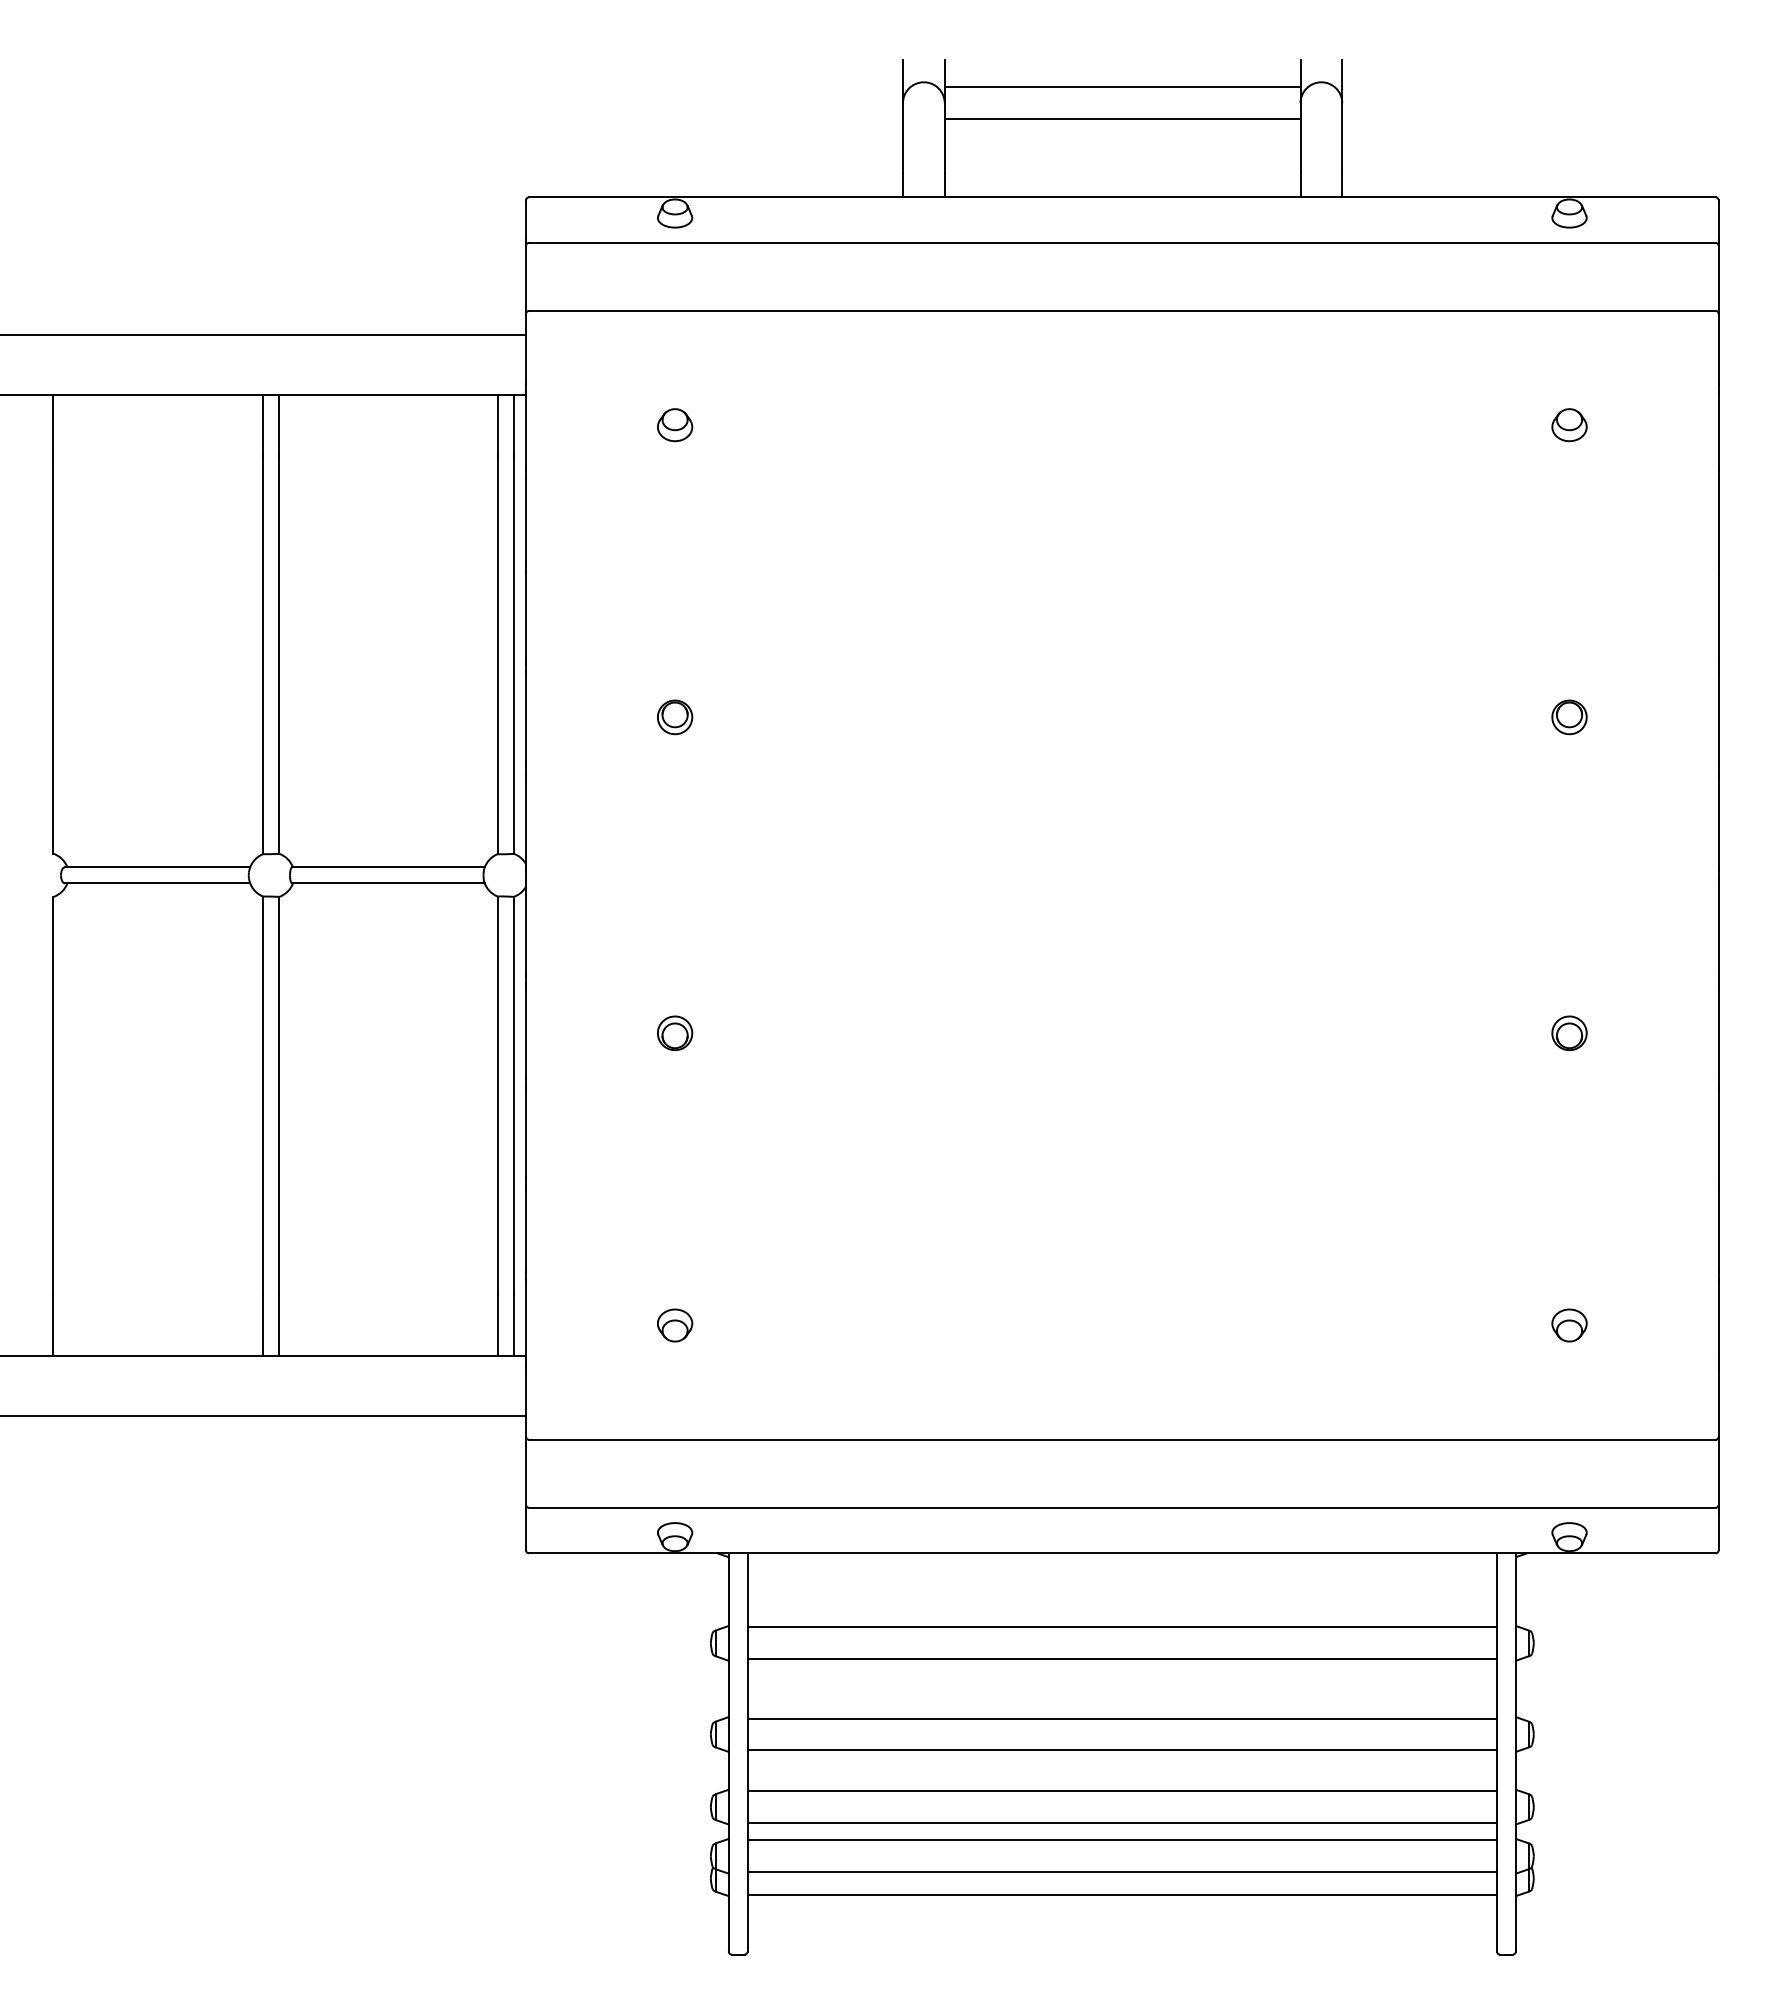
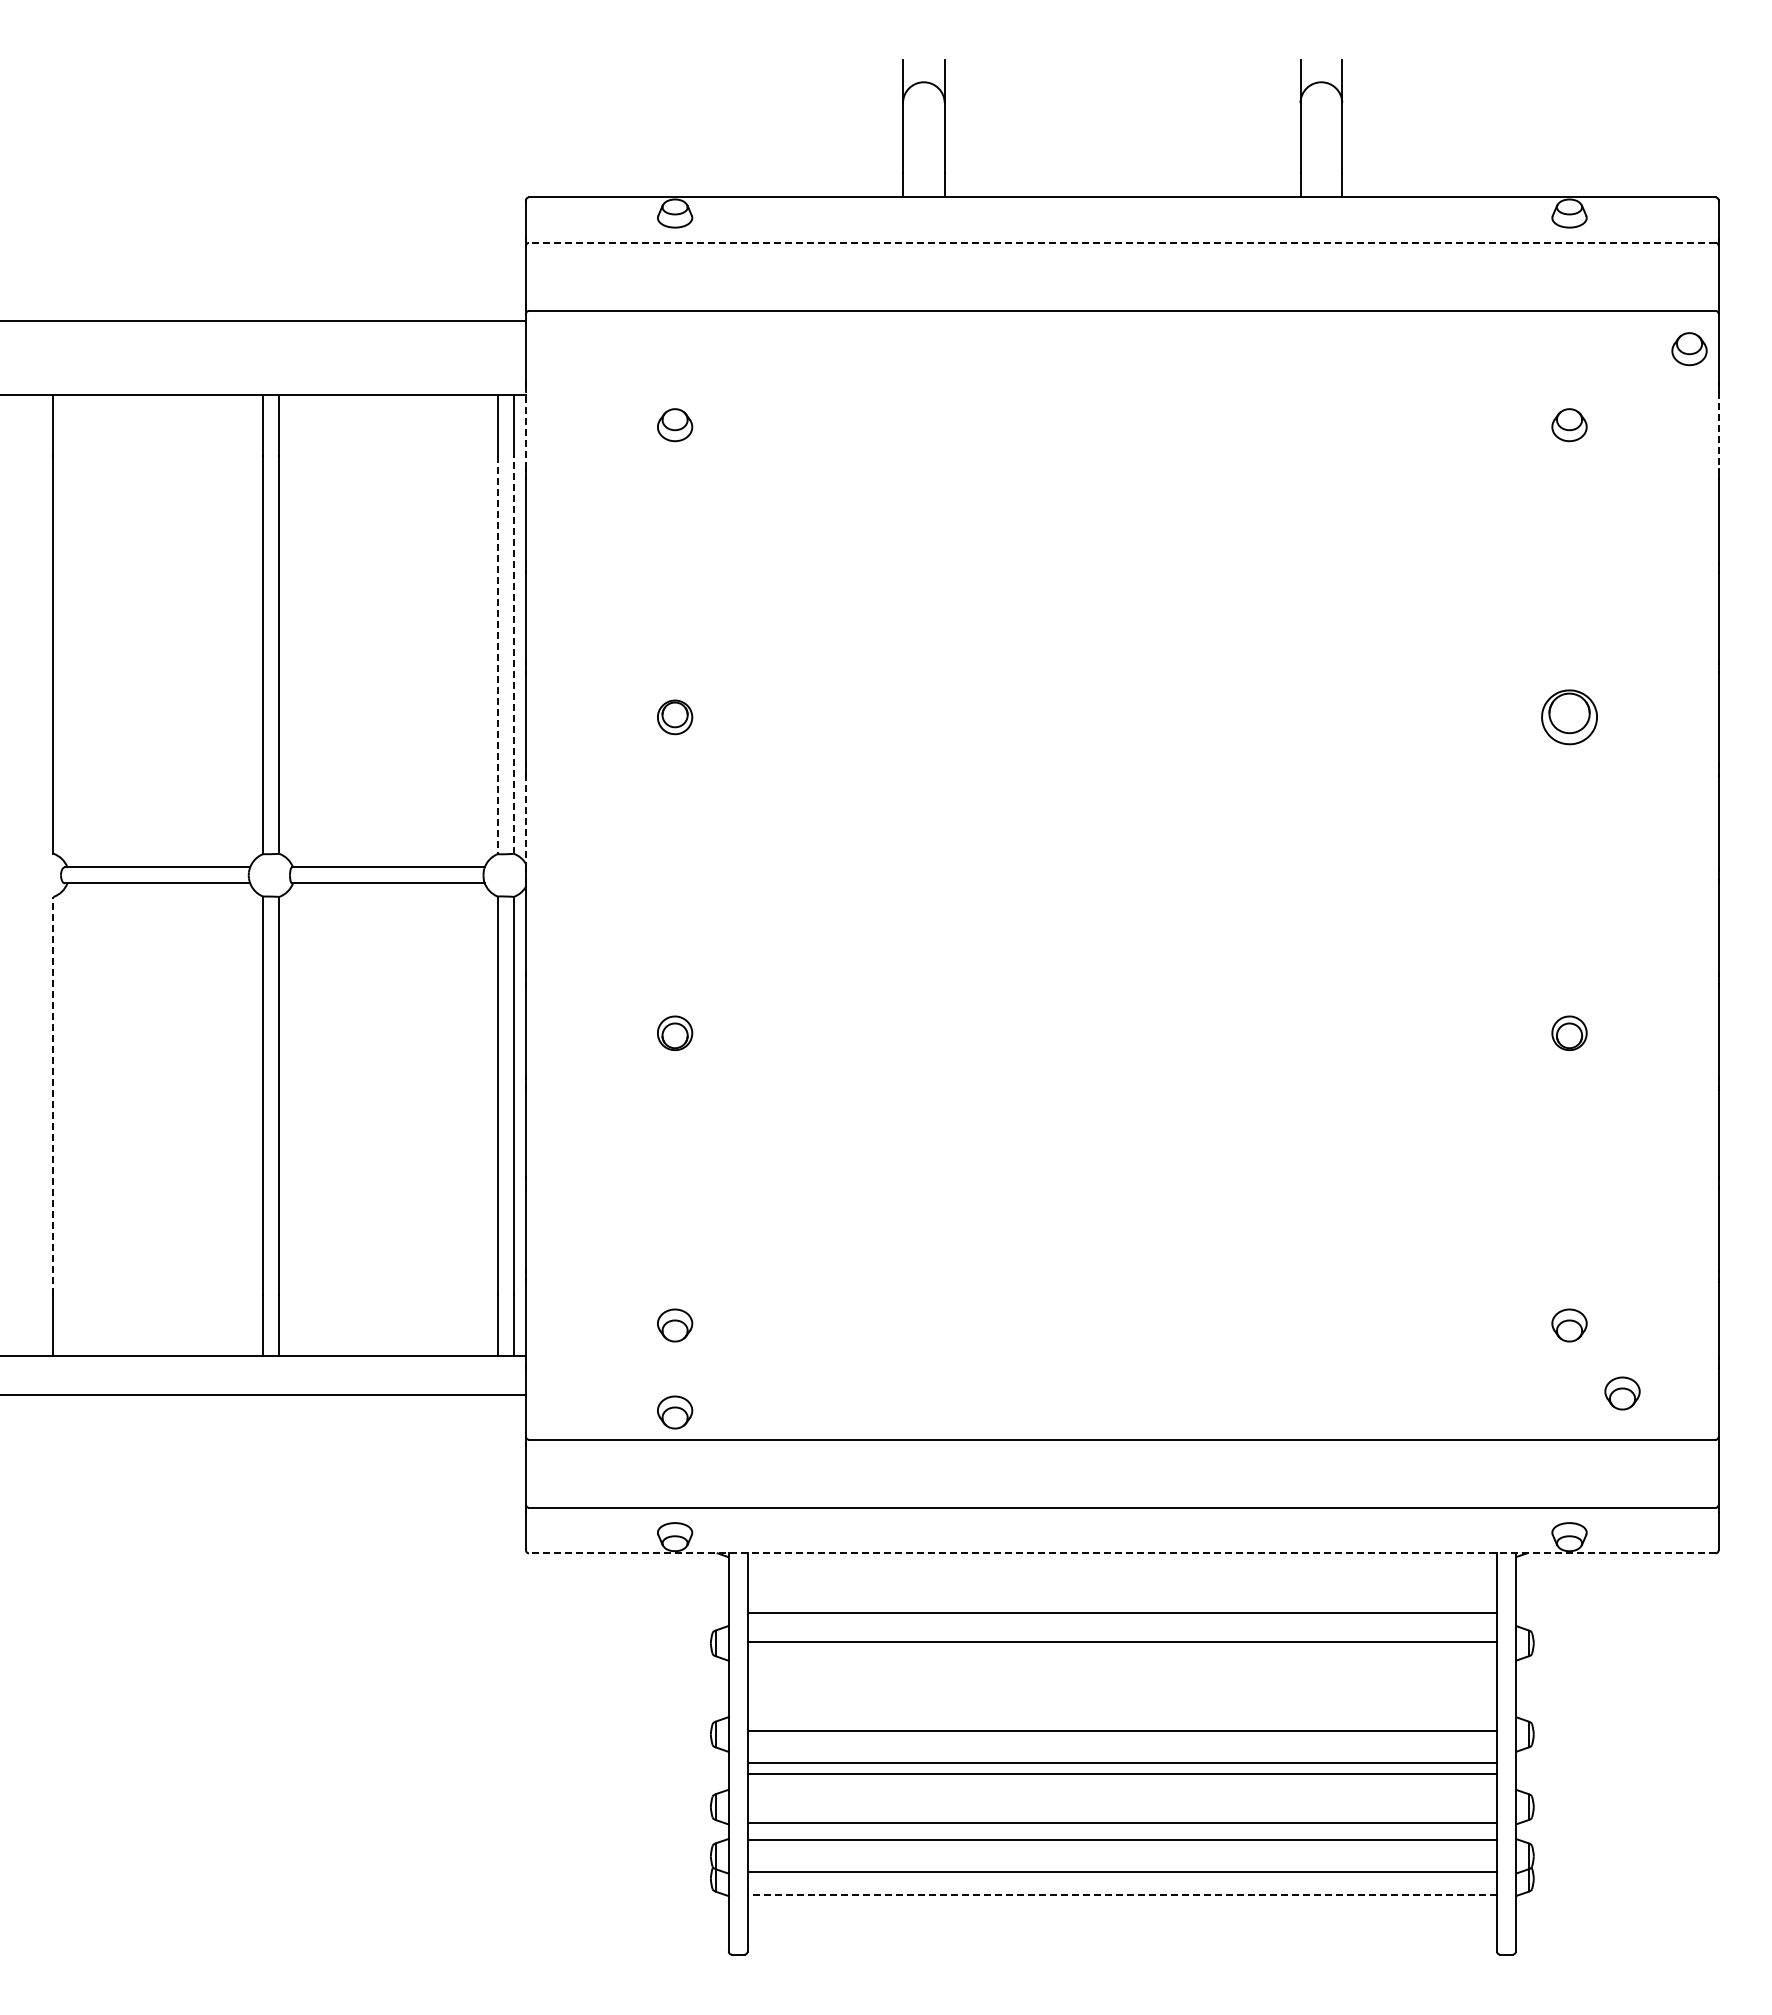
line: present -> none (1122, 87)
line: present -> none (1122, 119)
line: solid -> dashed (1121, 242)
line position: (264, 335) -> (264, 321) (264, 321)
part: none -> present (1689, 349)
line: solid -> dashed (526, 430)
line: solid -> dashed (1718, 431)
line: solid -> dashed (513, 654)
line: solid -> dashed (497, 655)
part size: 37x37 px -> 57x57 px (1569, 717)
line: solid -> dashed (526, 822)
line: solid -> dashed (53, 1095)
part: none -> present (1622, 1393)
part: none -> present (675, 1412)
line position: (264, 1415) -> (264, 1395) (264, 1395)
line: solid -> dashed (1121, 1553)
line position: (1122, 1627) -> (1122, 1613) (1122, 1613)
line position: (1122, 1659) -> (1122, 1642) (1122, 1642)
line position: (1122, 1718) -> (1122, 1730) (1122, 1730)
line position: (1122, 1750) -> (1122, 1763) (1122, 1763)
line position: (1122, 1791) -> (1122, 1774) (1122, 1774)
line: solid -> dashed (1122, 1894)
